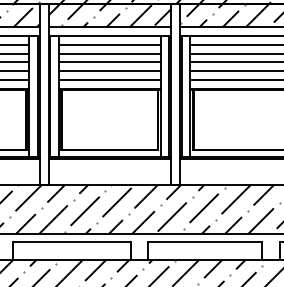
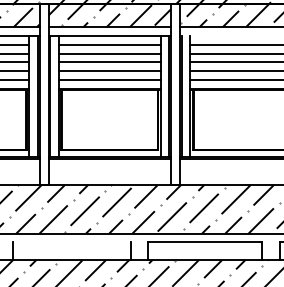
line: present -> none (229, 36)
line: present -> none (71, 242)
